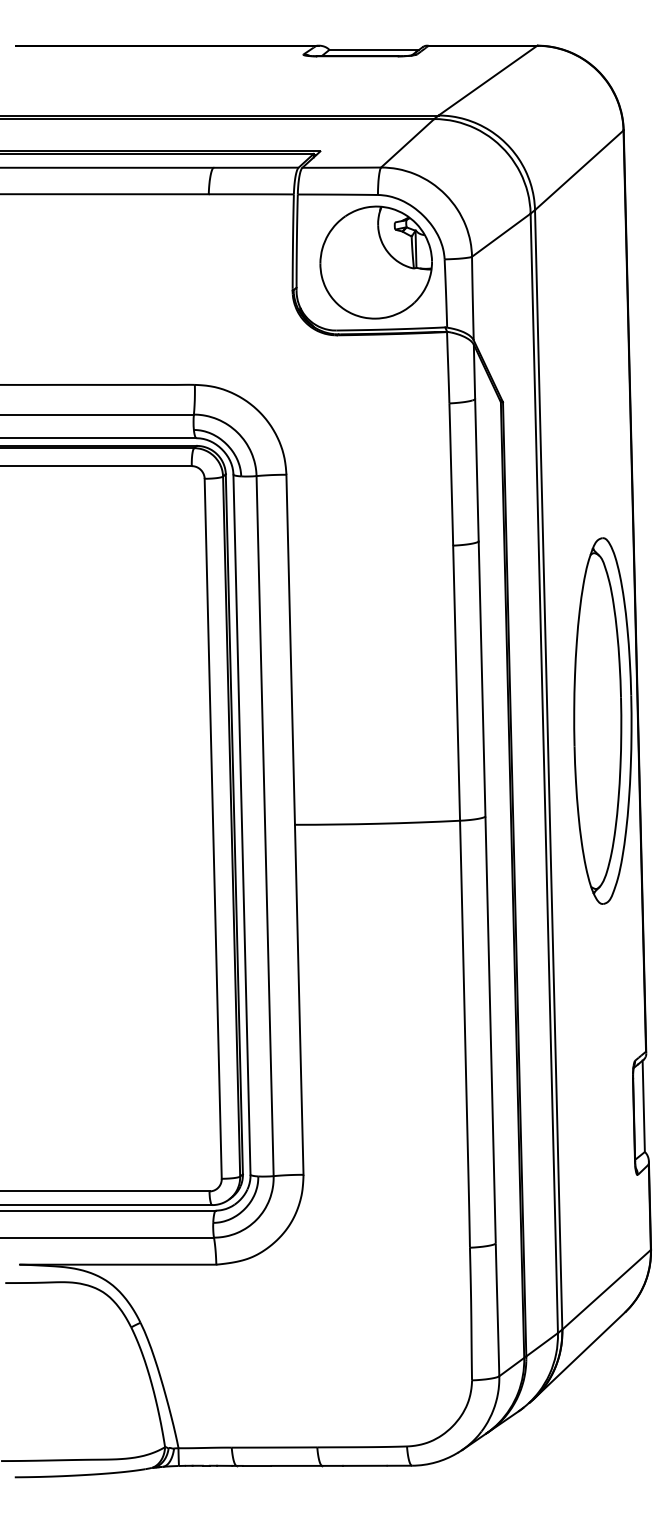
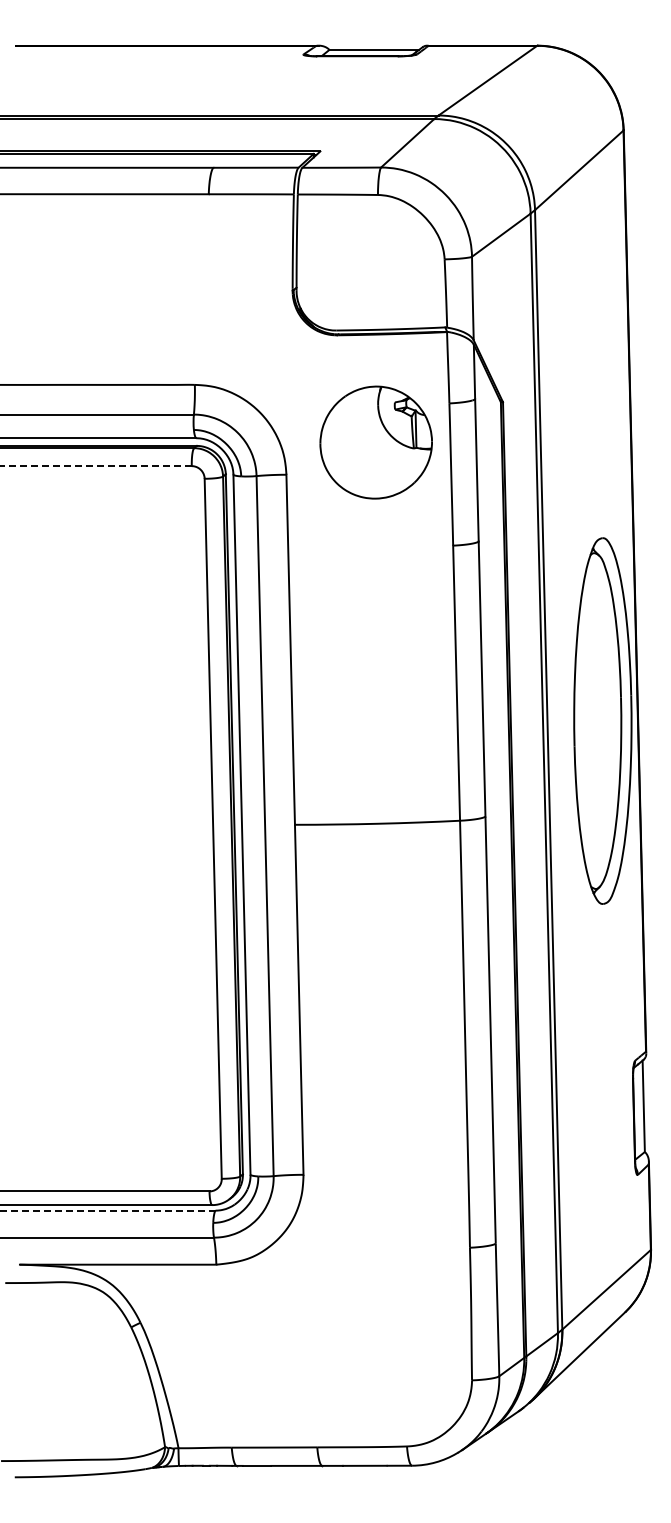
part position: (375, 262) -> (375, 442) (375, 442)
line: solid -> dashed (95, 466)
line: solid -> dashed (107, 1210)
